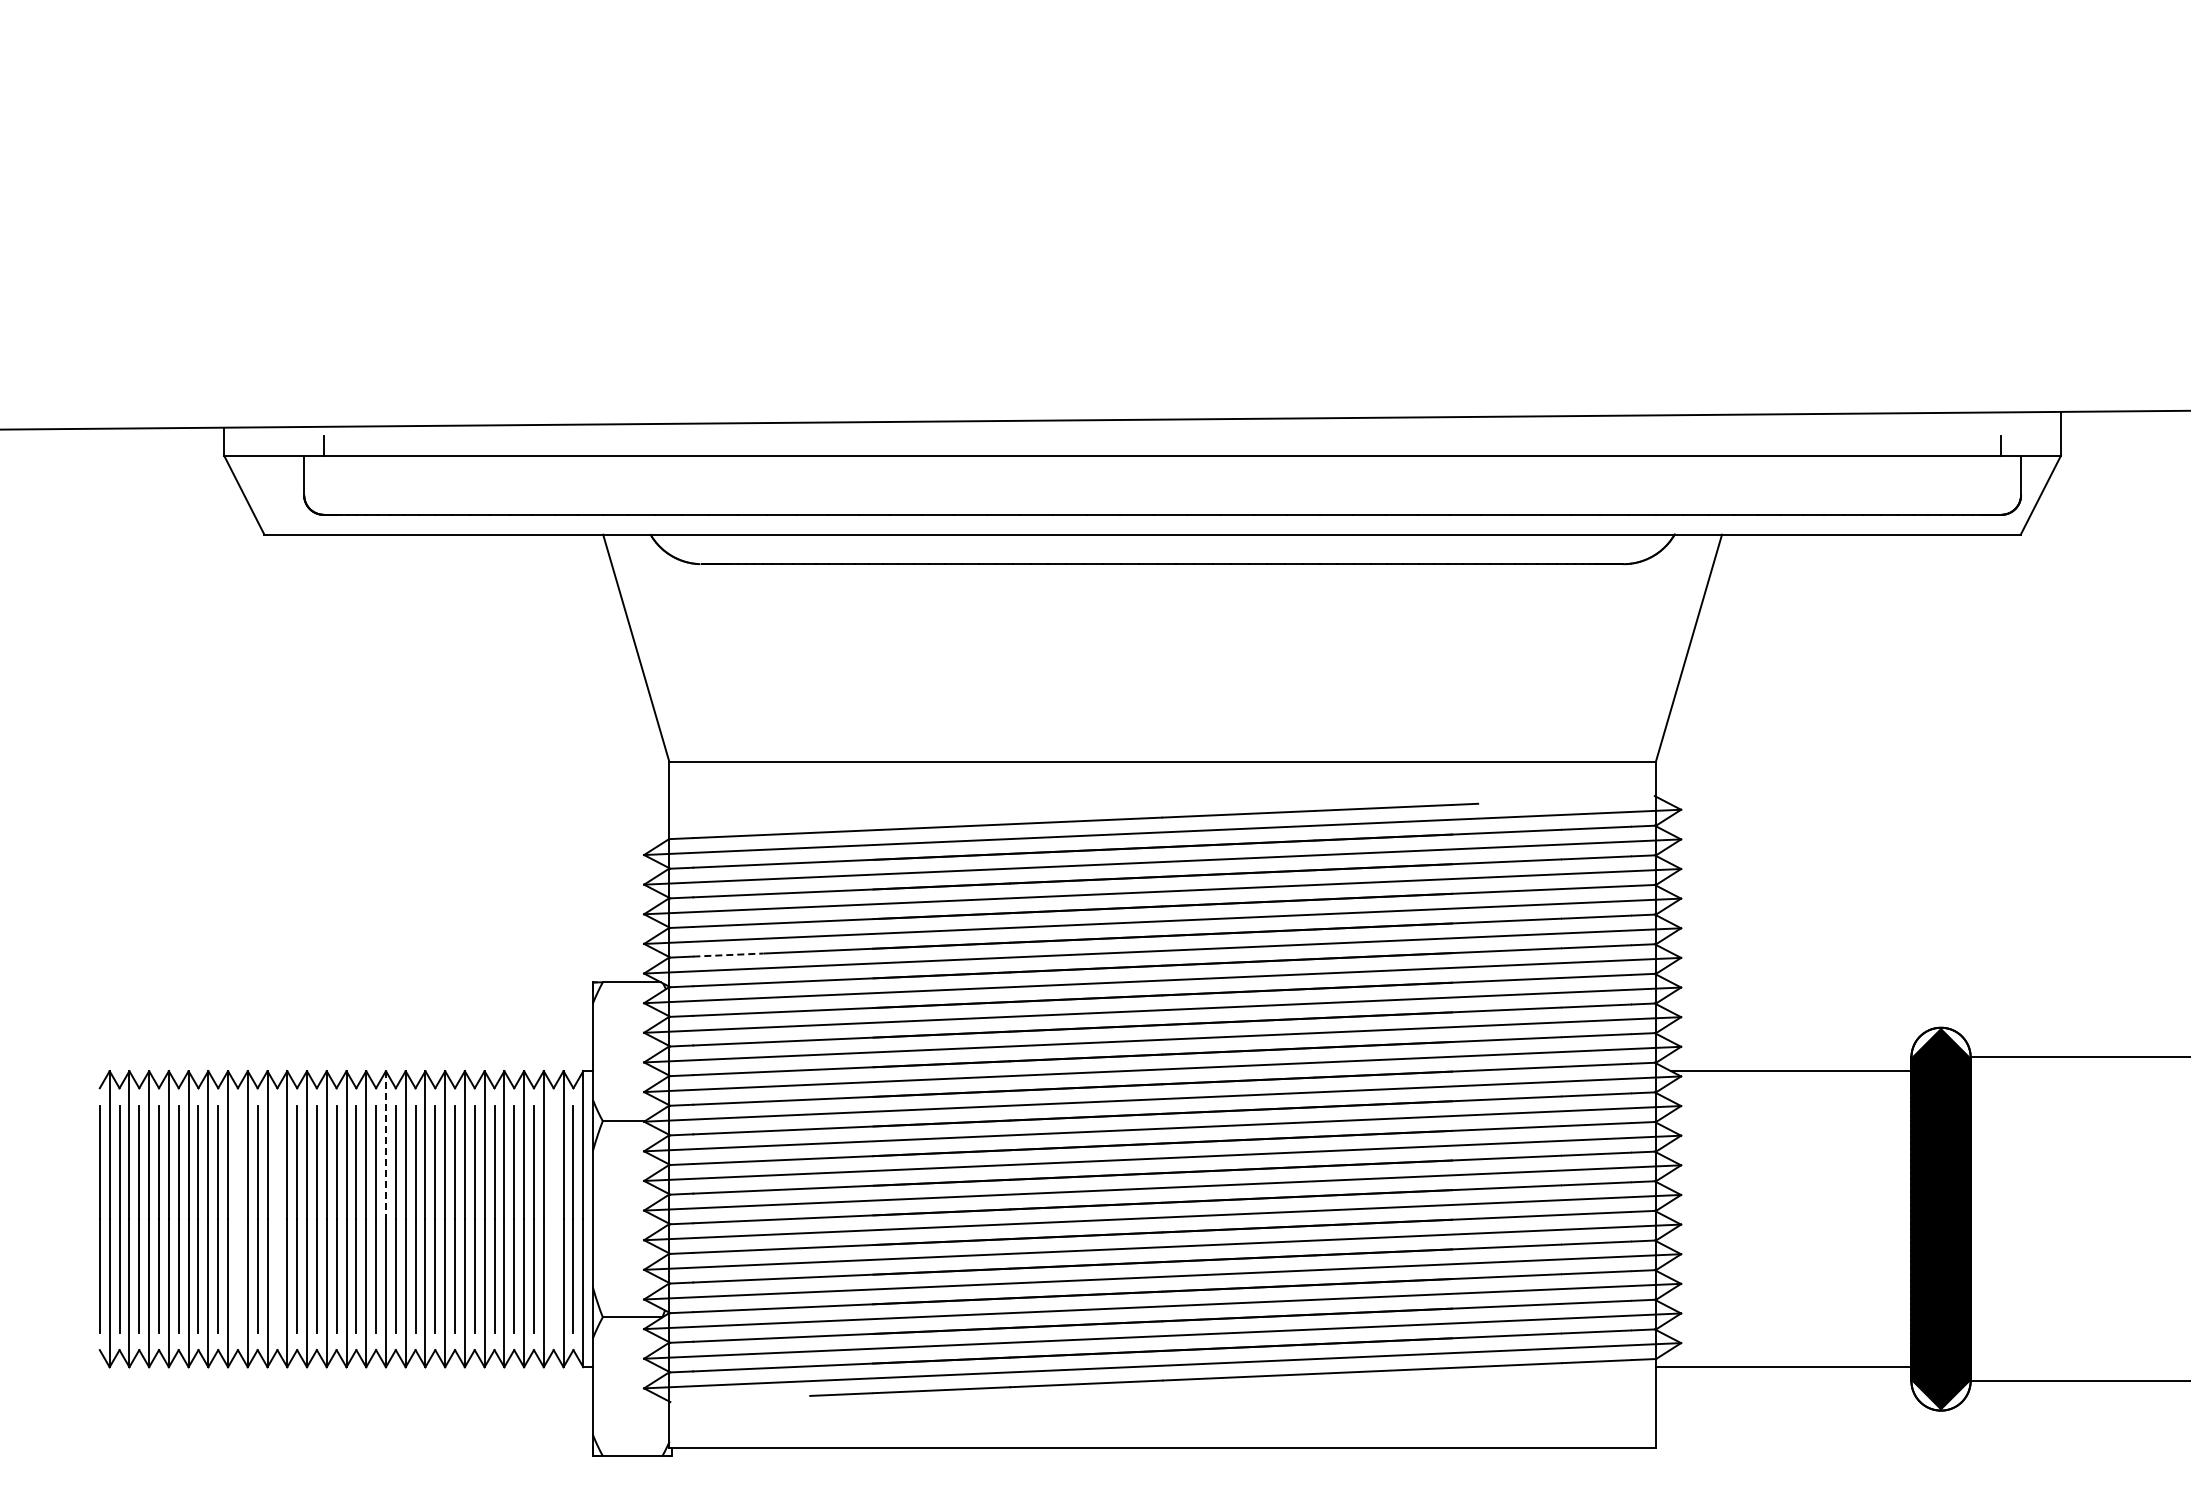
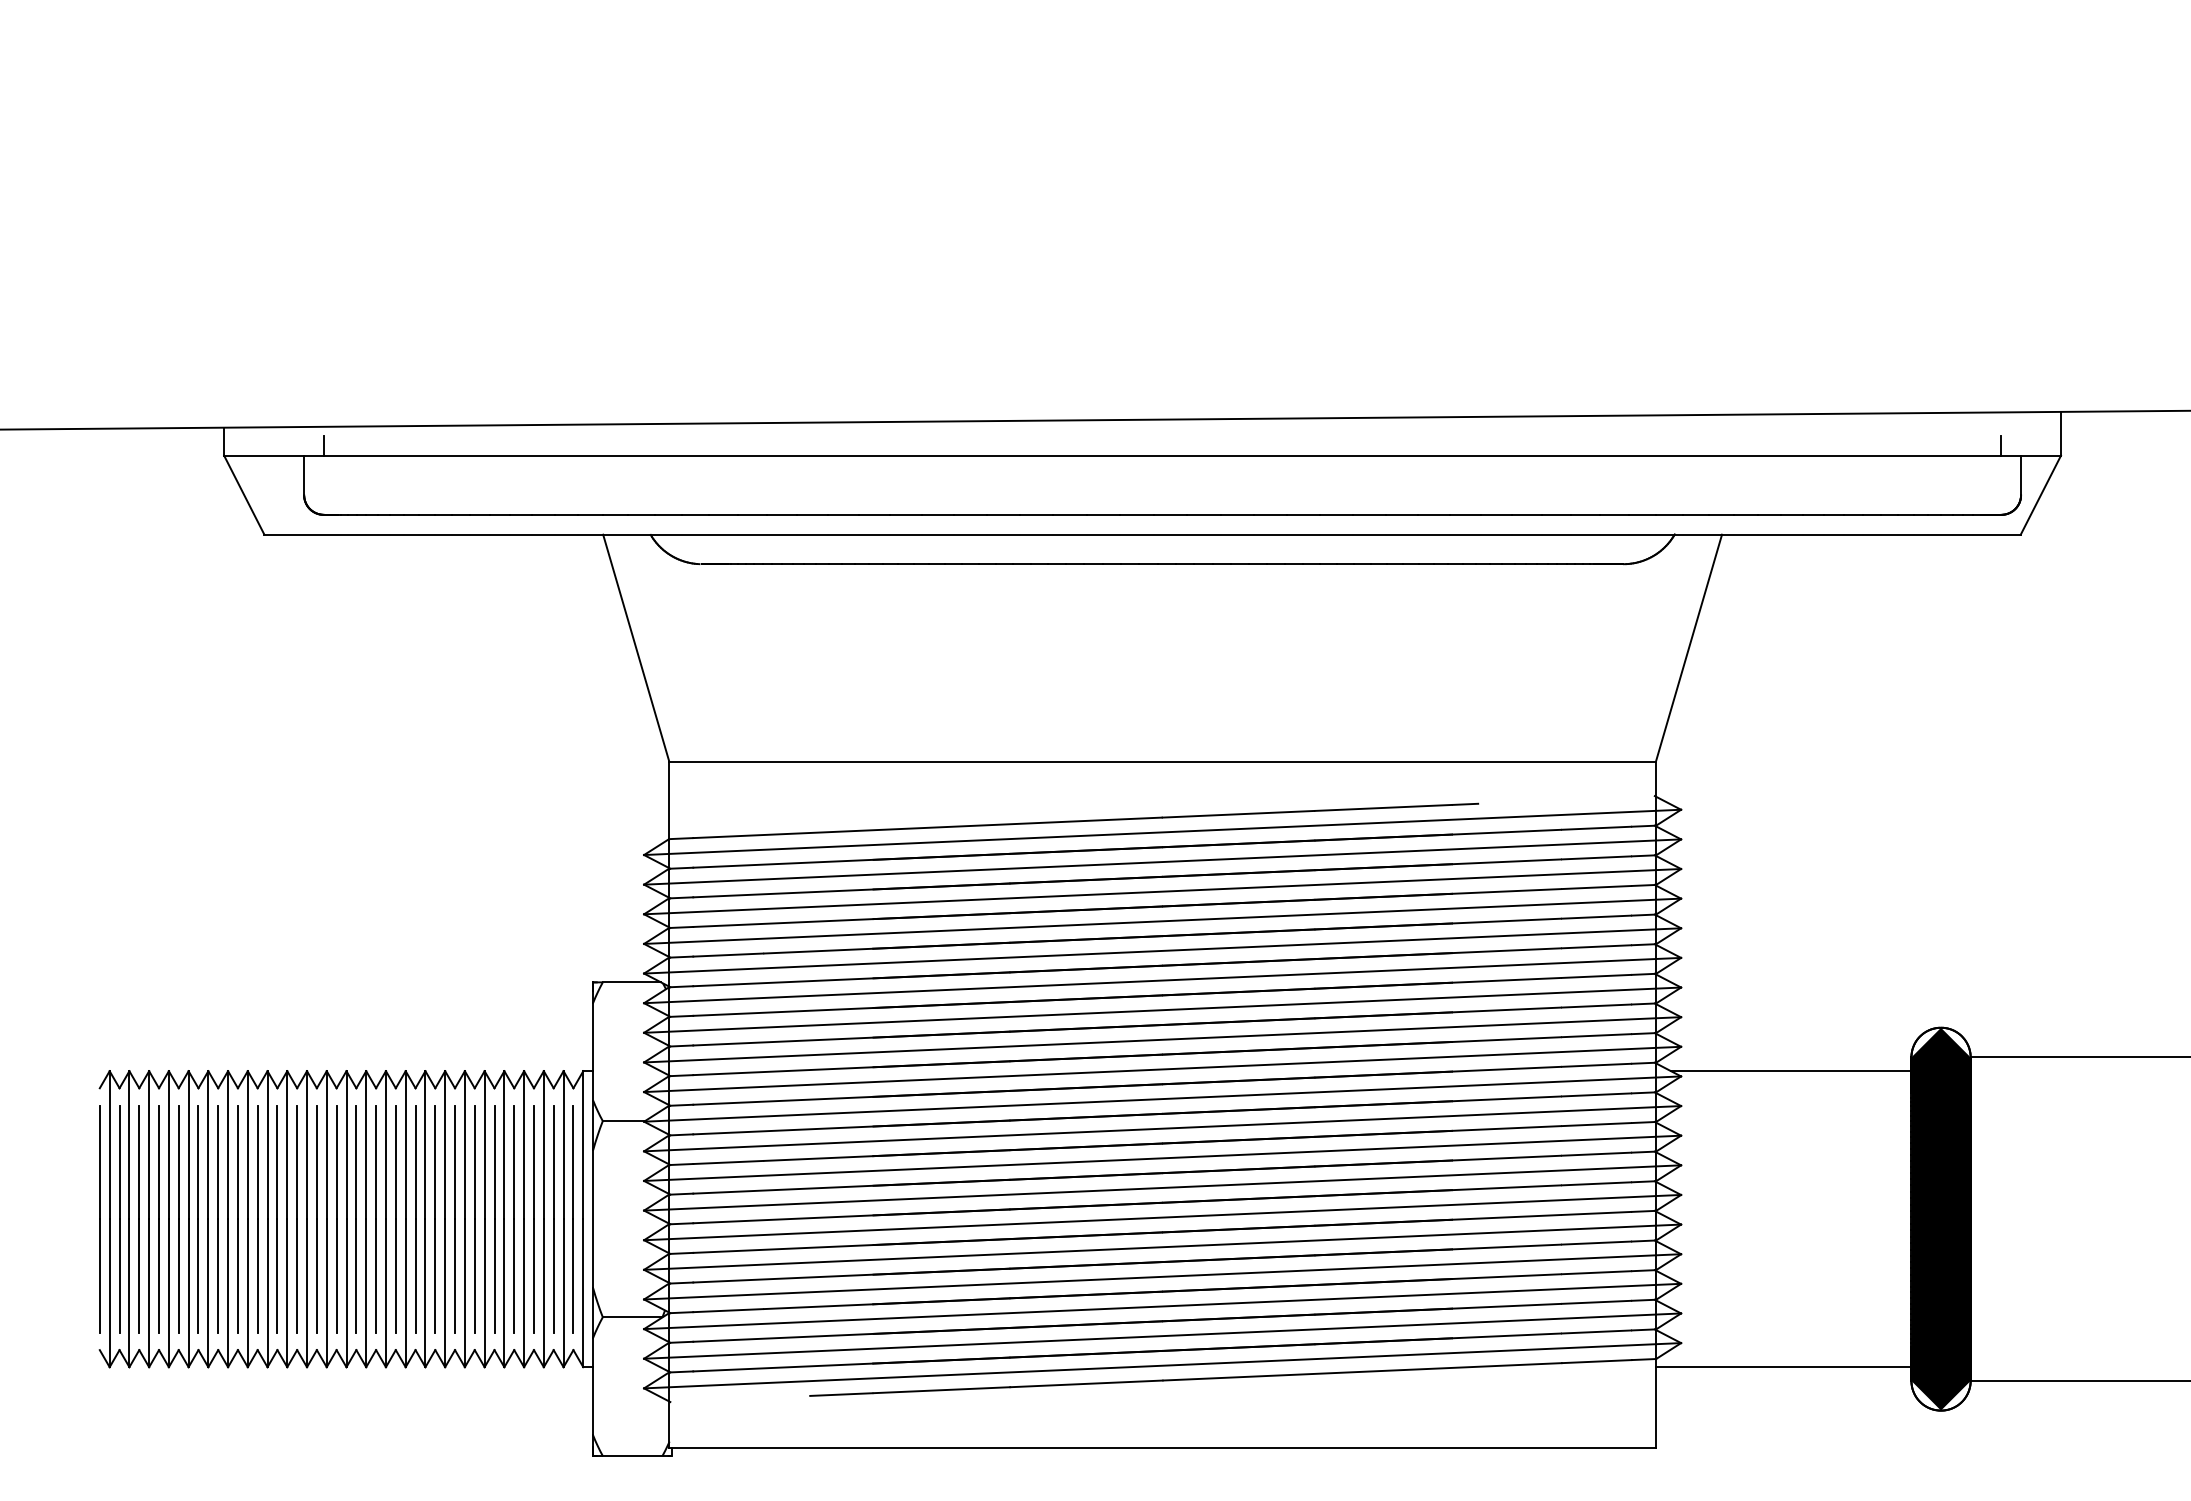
line: dashed -> solid (728, 955)
line: dashed -> solid (385, 1145)
line: none -> present (237, 1219)
line: none -> present (276, 1219)
line: none -> present (553, 1219)
